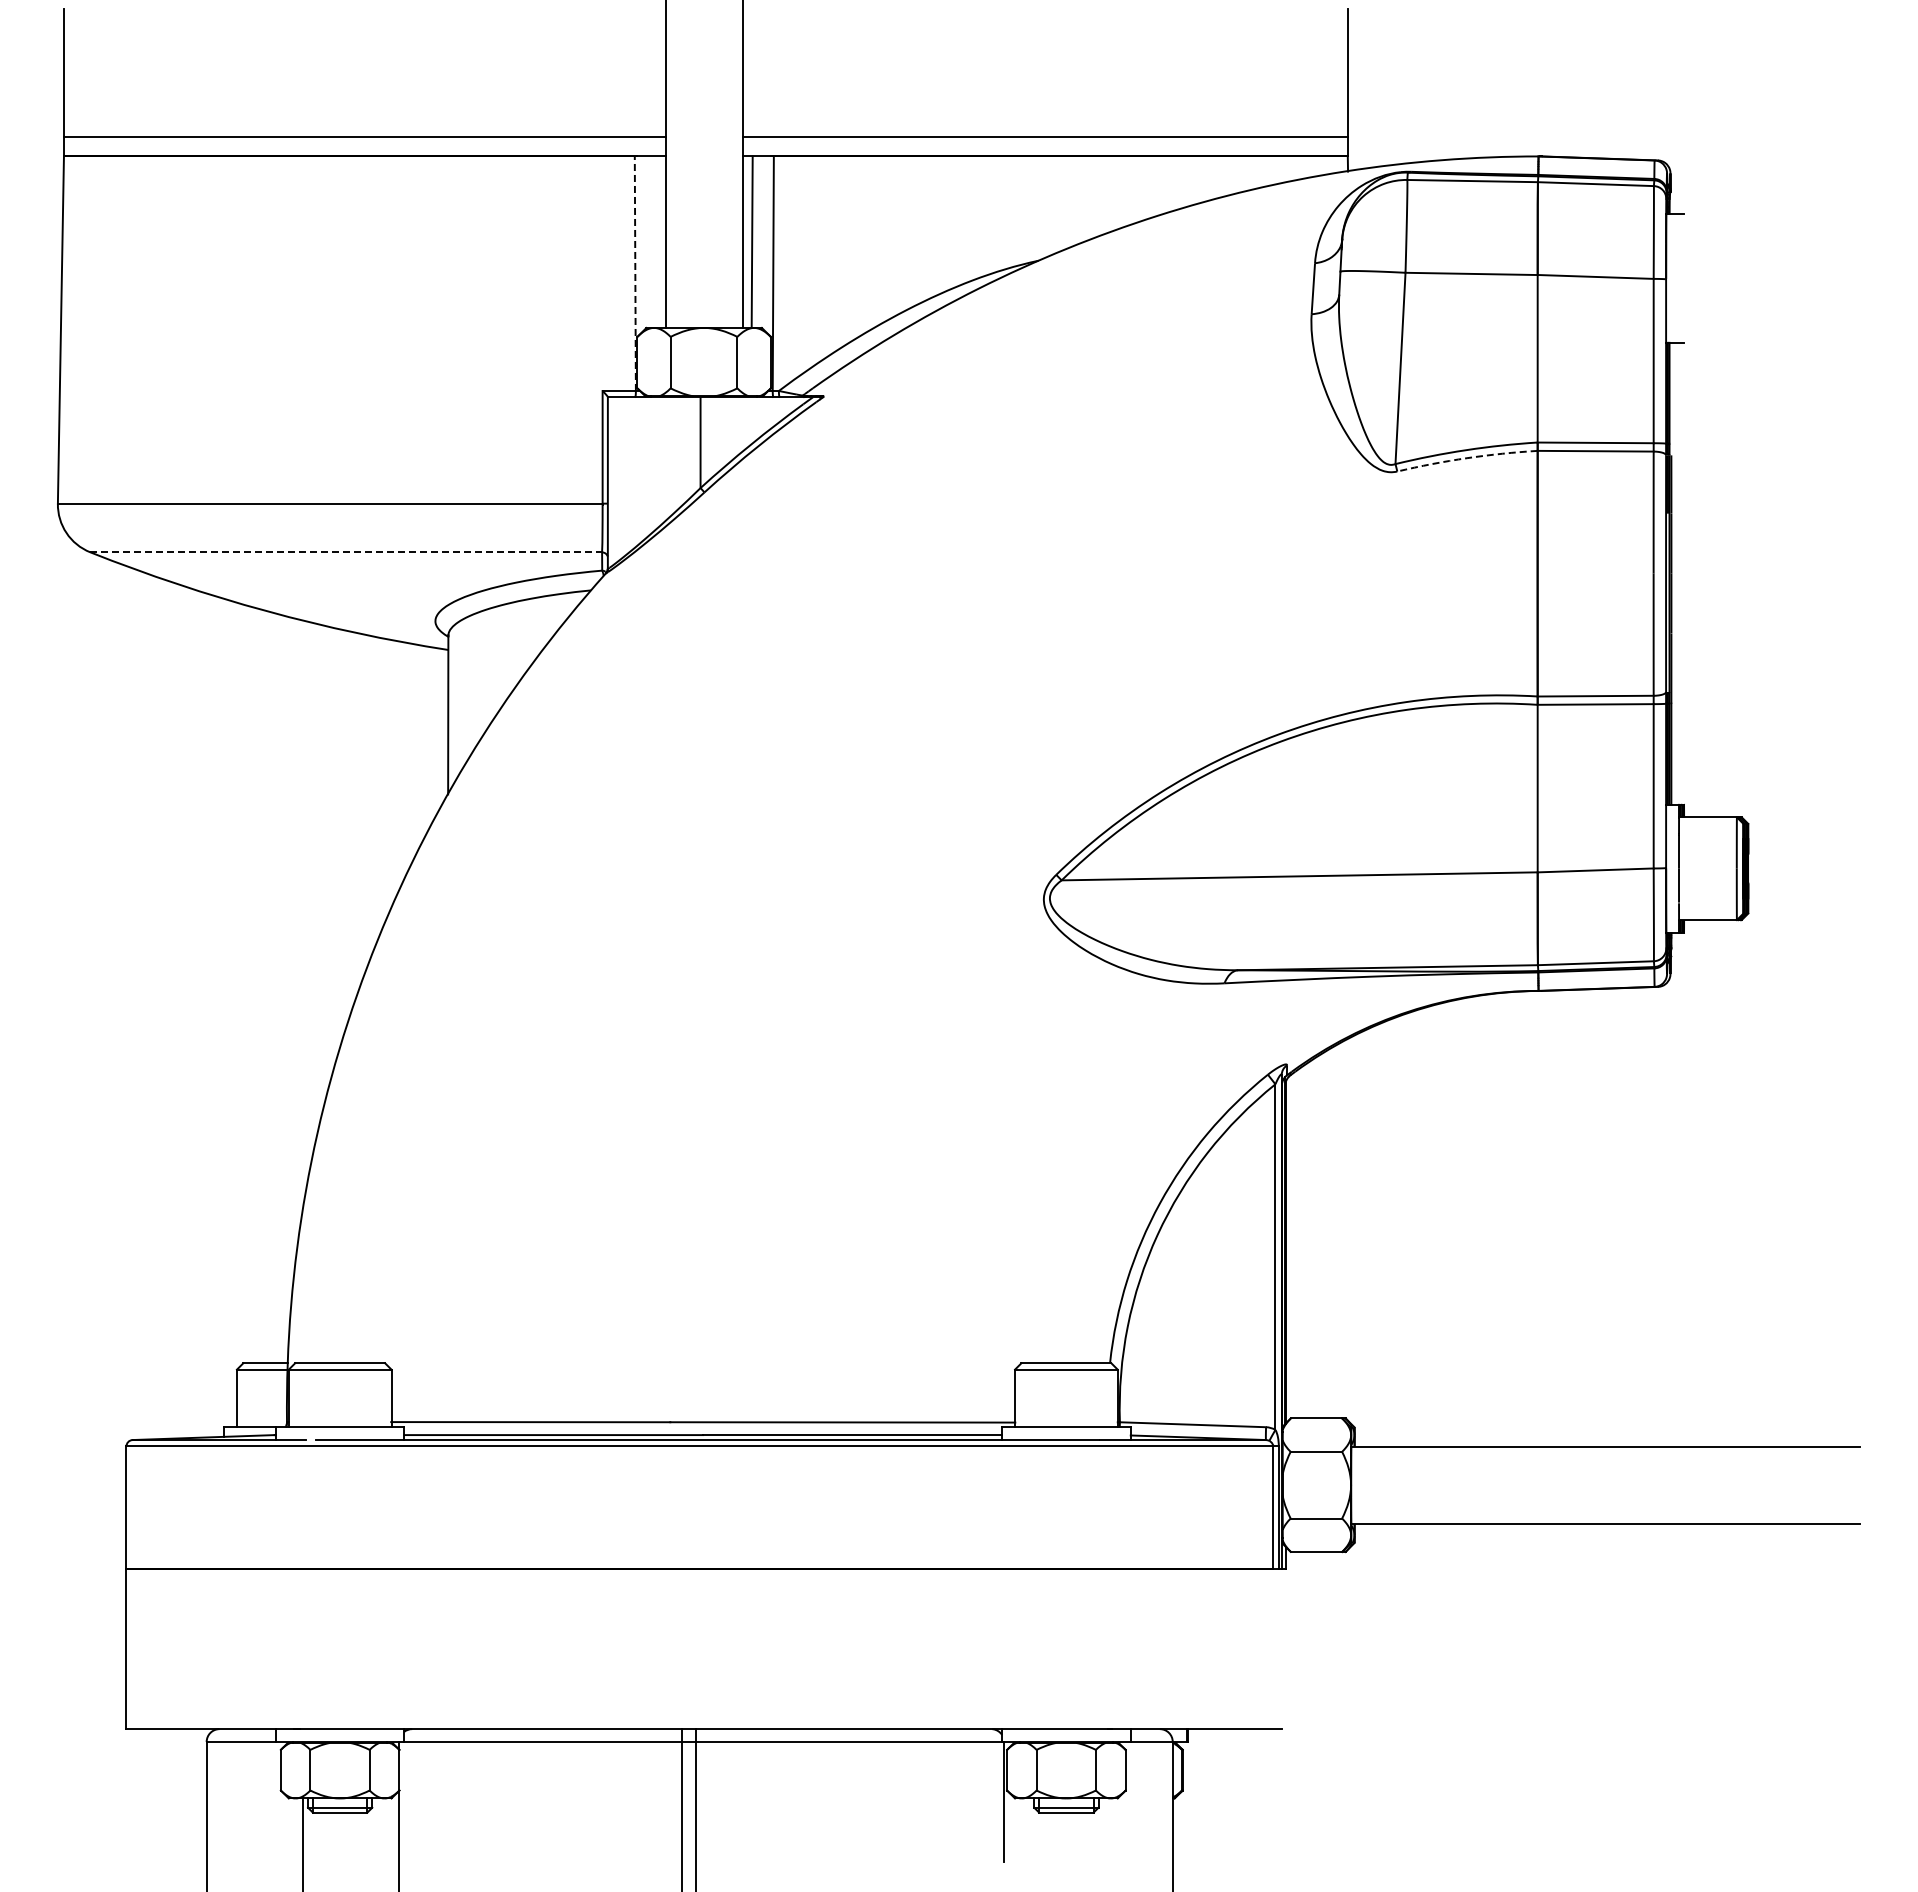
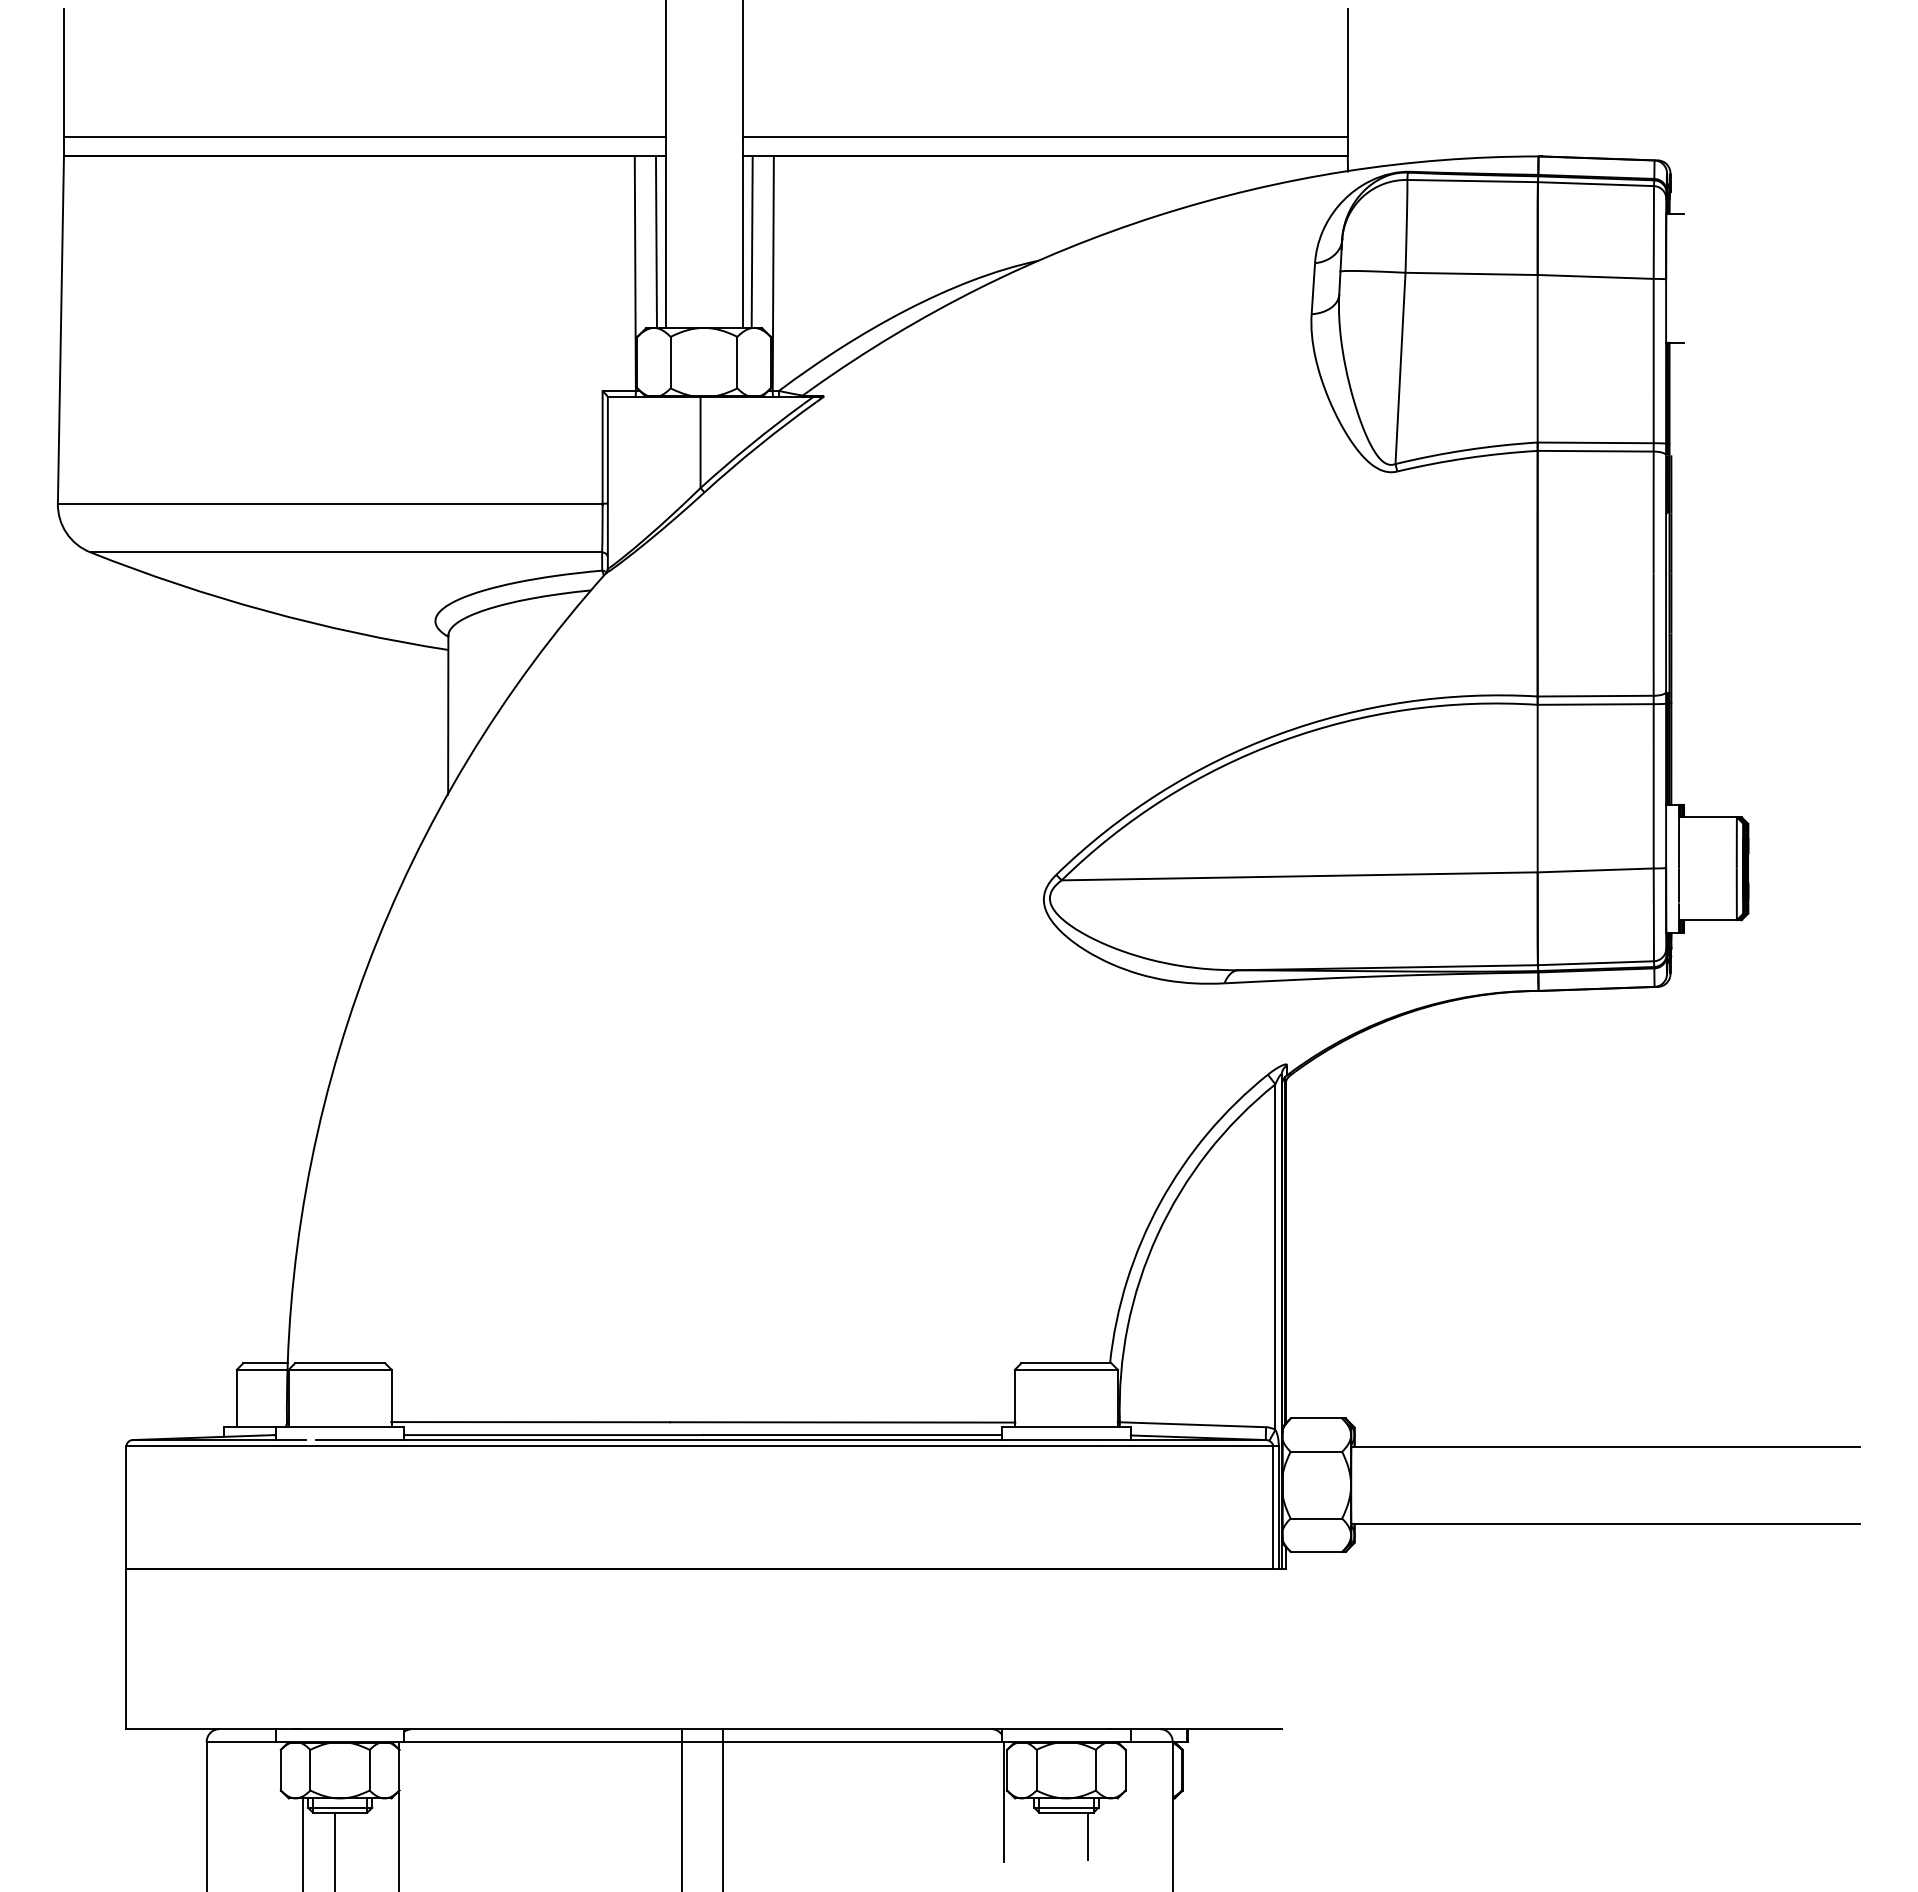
line: none -> present (655, 241)
line: dashed -> solid (635, 273)
arc: dashed -> solid (1467, 458)
line: dashed -> solid (346, 552)
line position: (696, 1808) -> (723, 1808) (723, 1808)
line: none -> present (1088, 1835)
line: none -> present (335, 1850)
